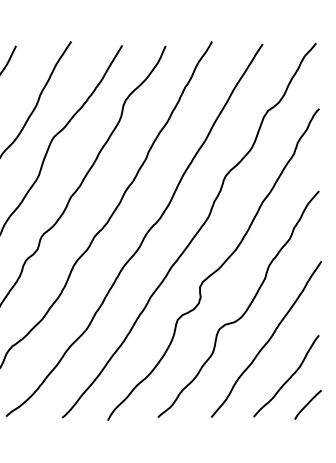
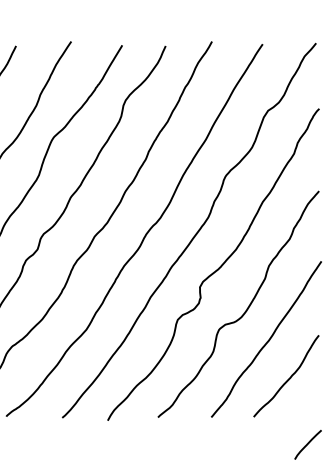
line position: (307, 404) -> (307, 444) (307, 444)
